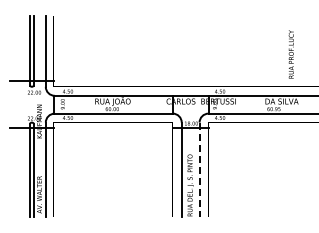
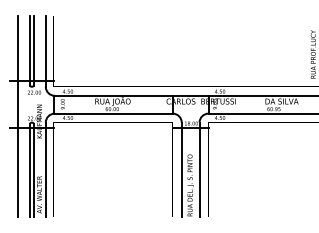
text position: (290, 54) -> (312, 54) (312, 54)
line: none -> present (18, 116)
line: dashed -> solid (199, 170)
